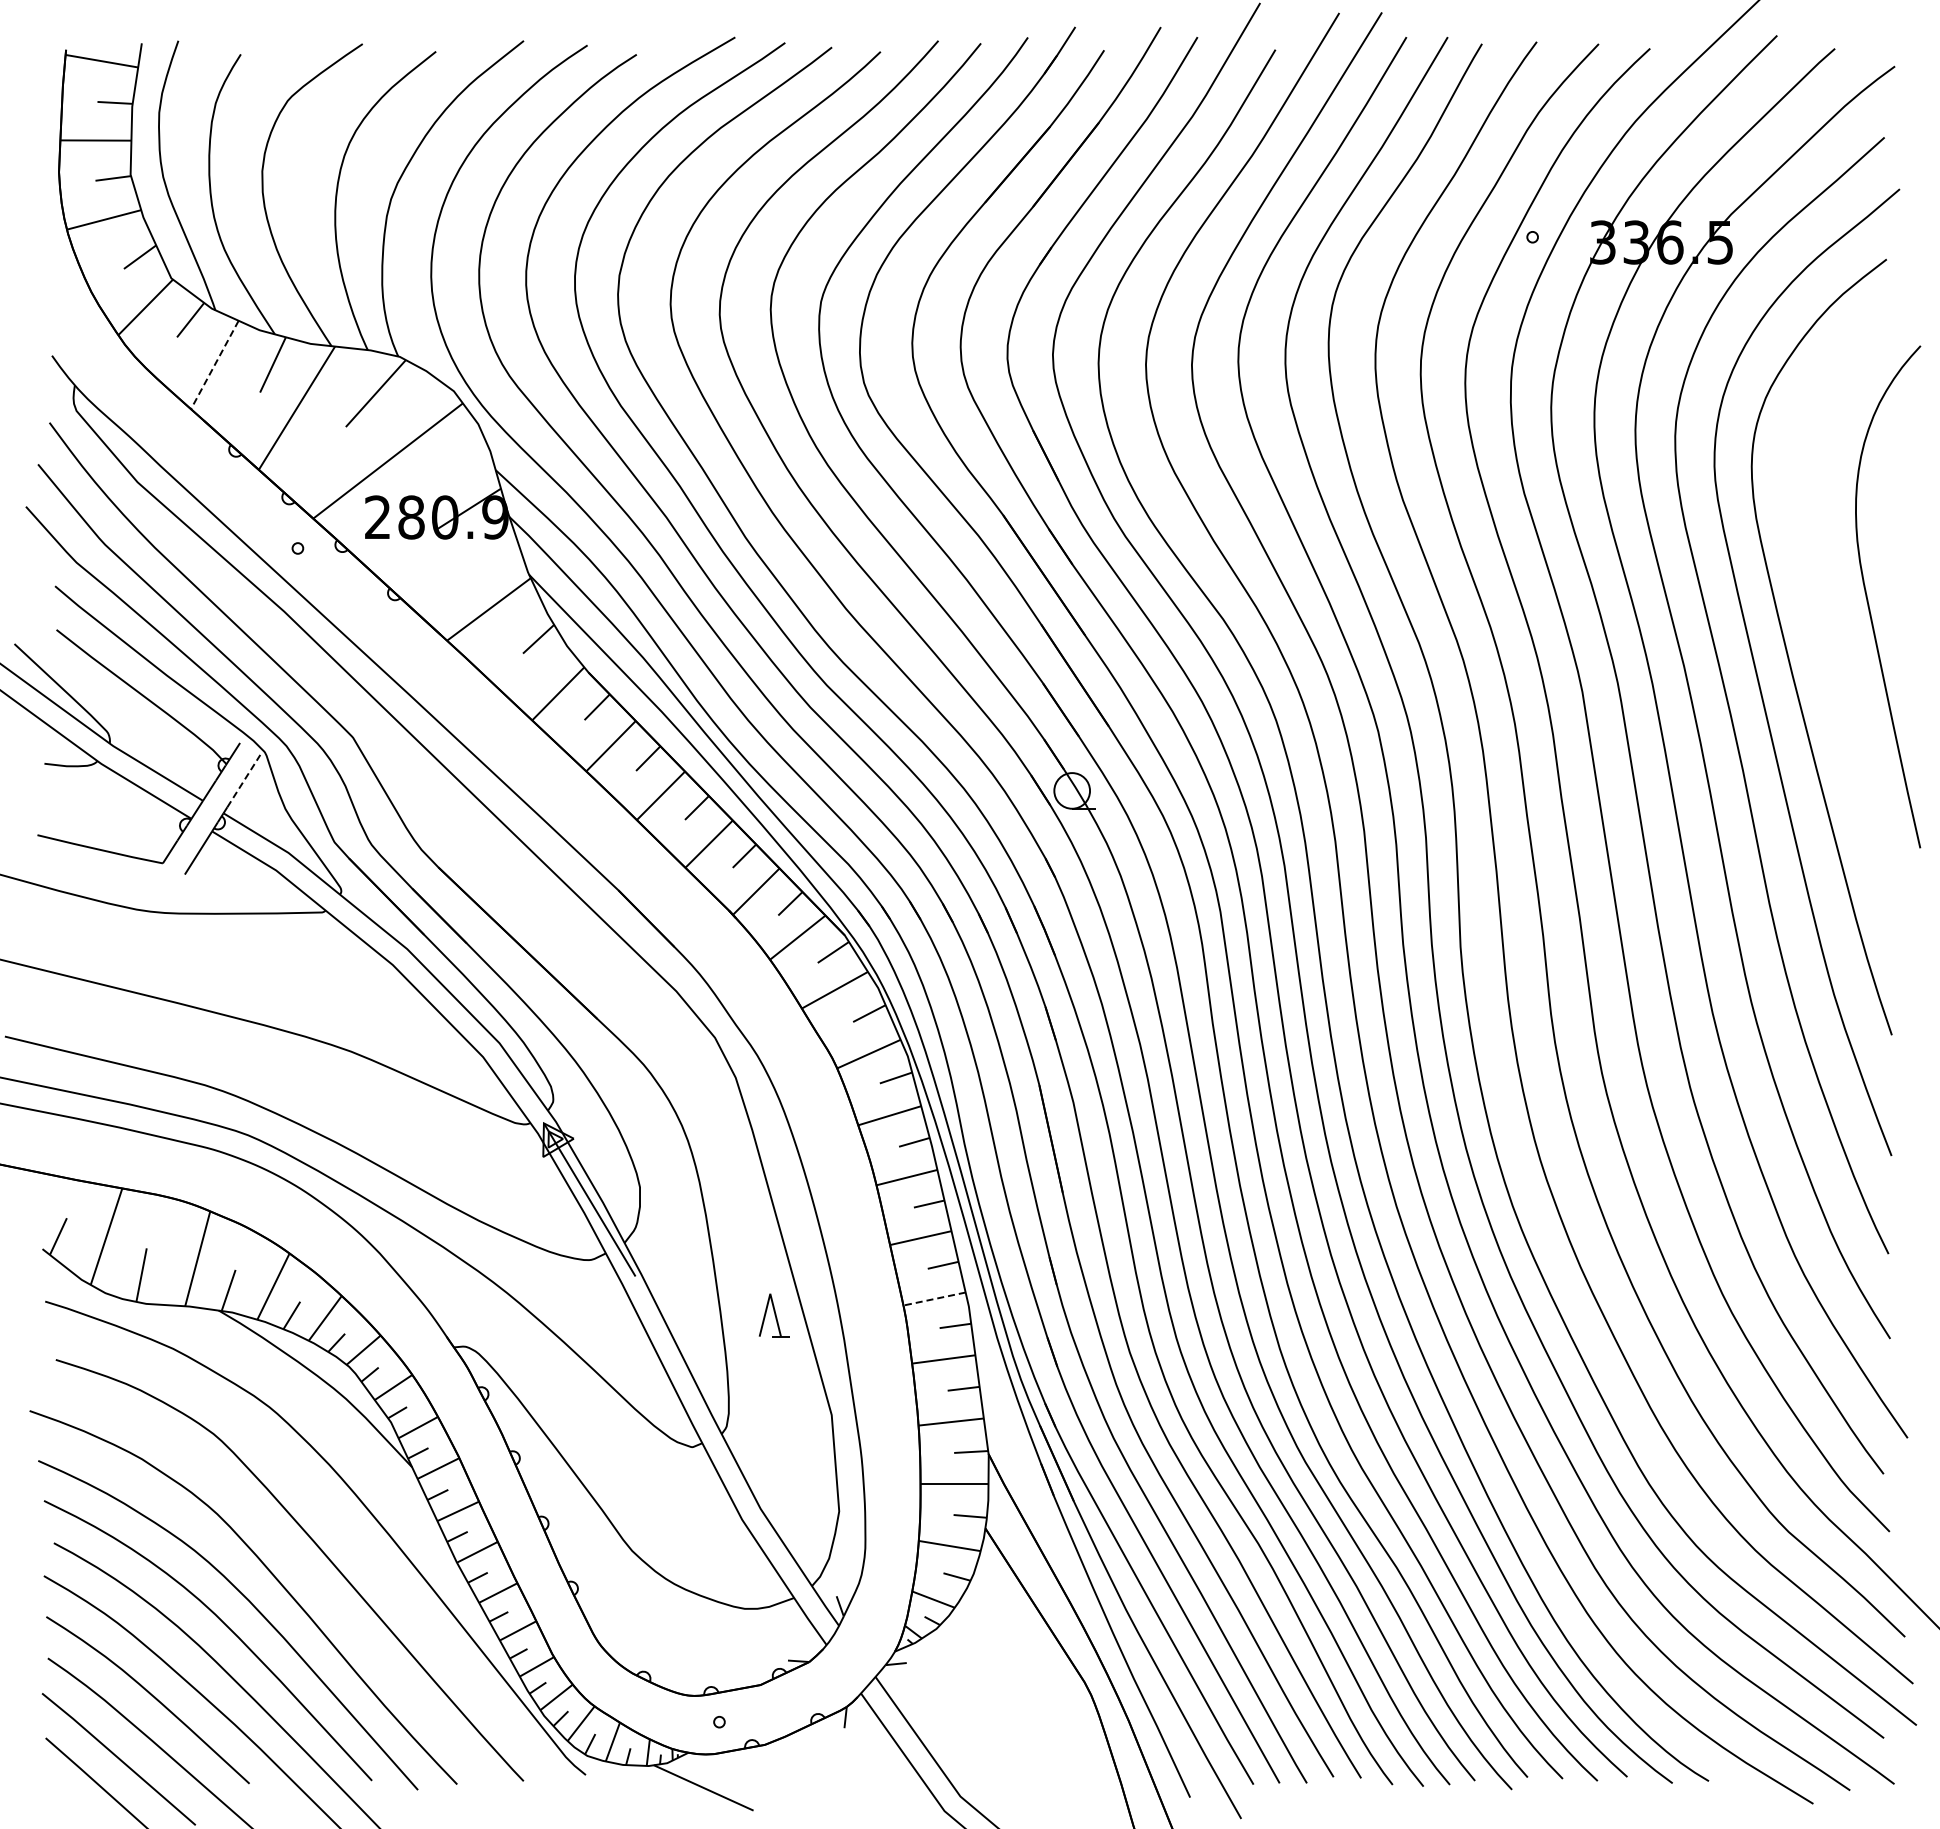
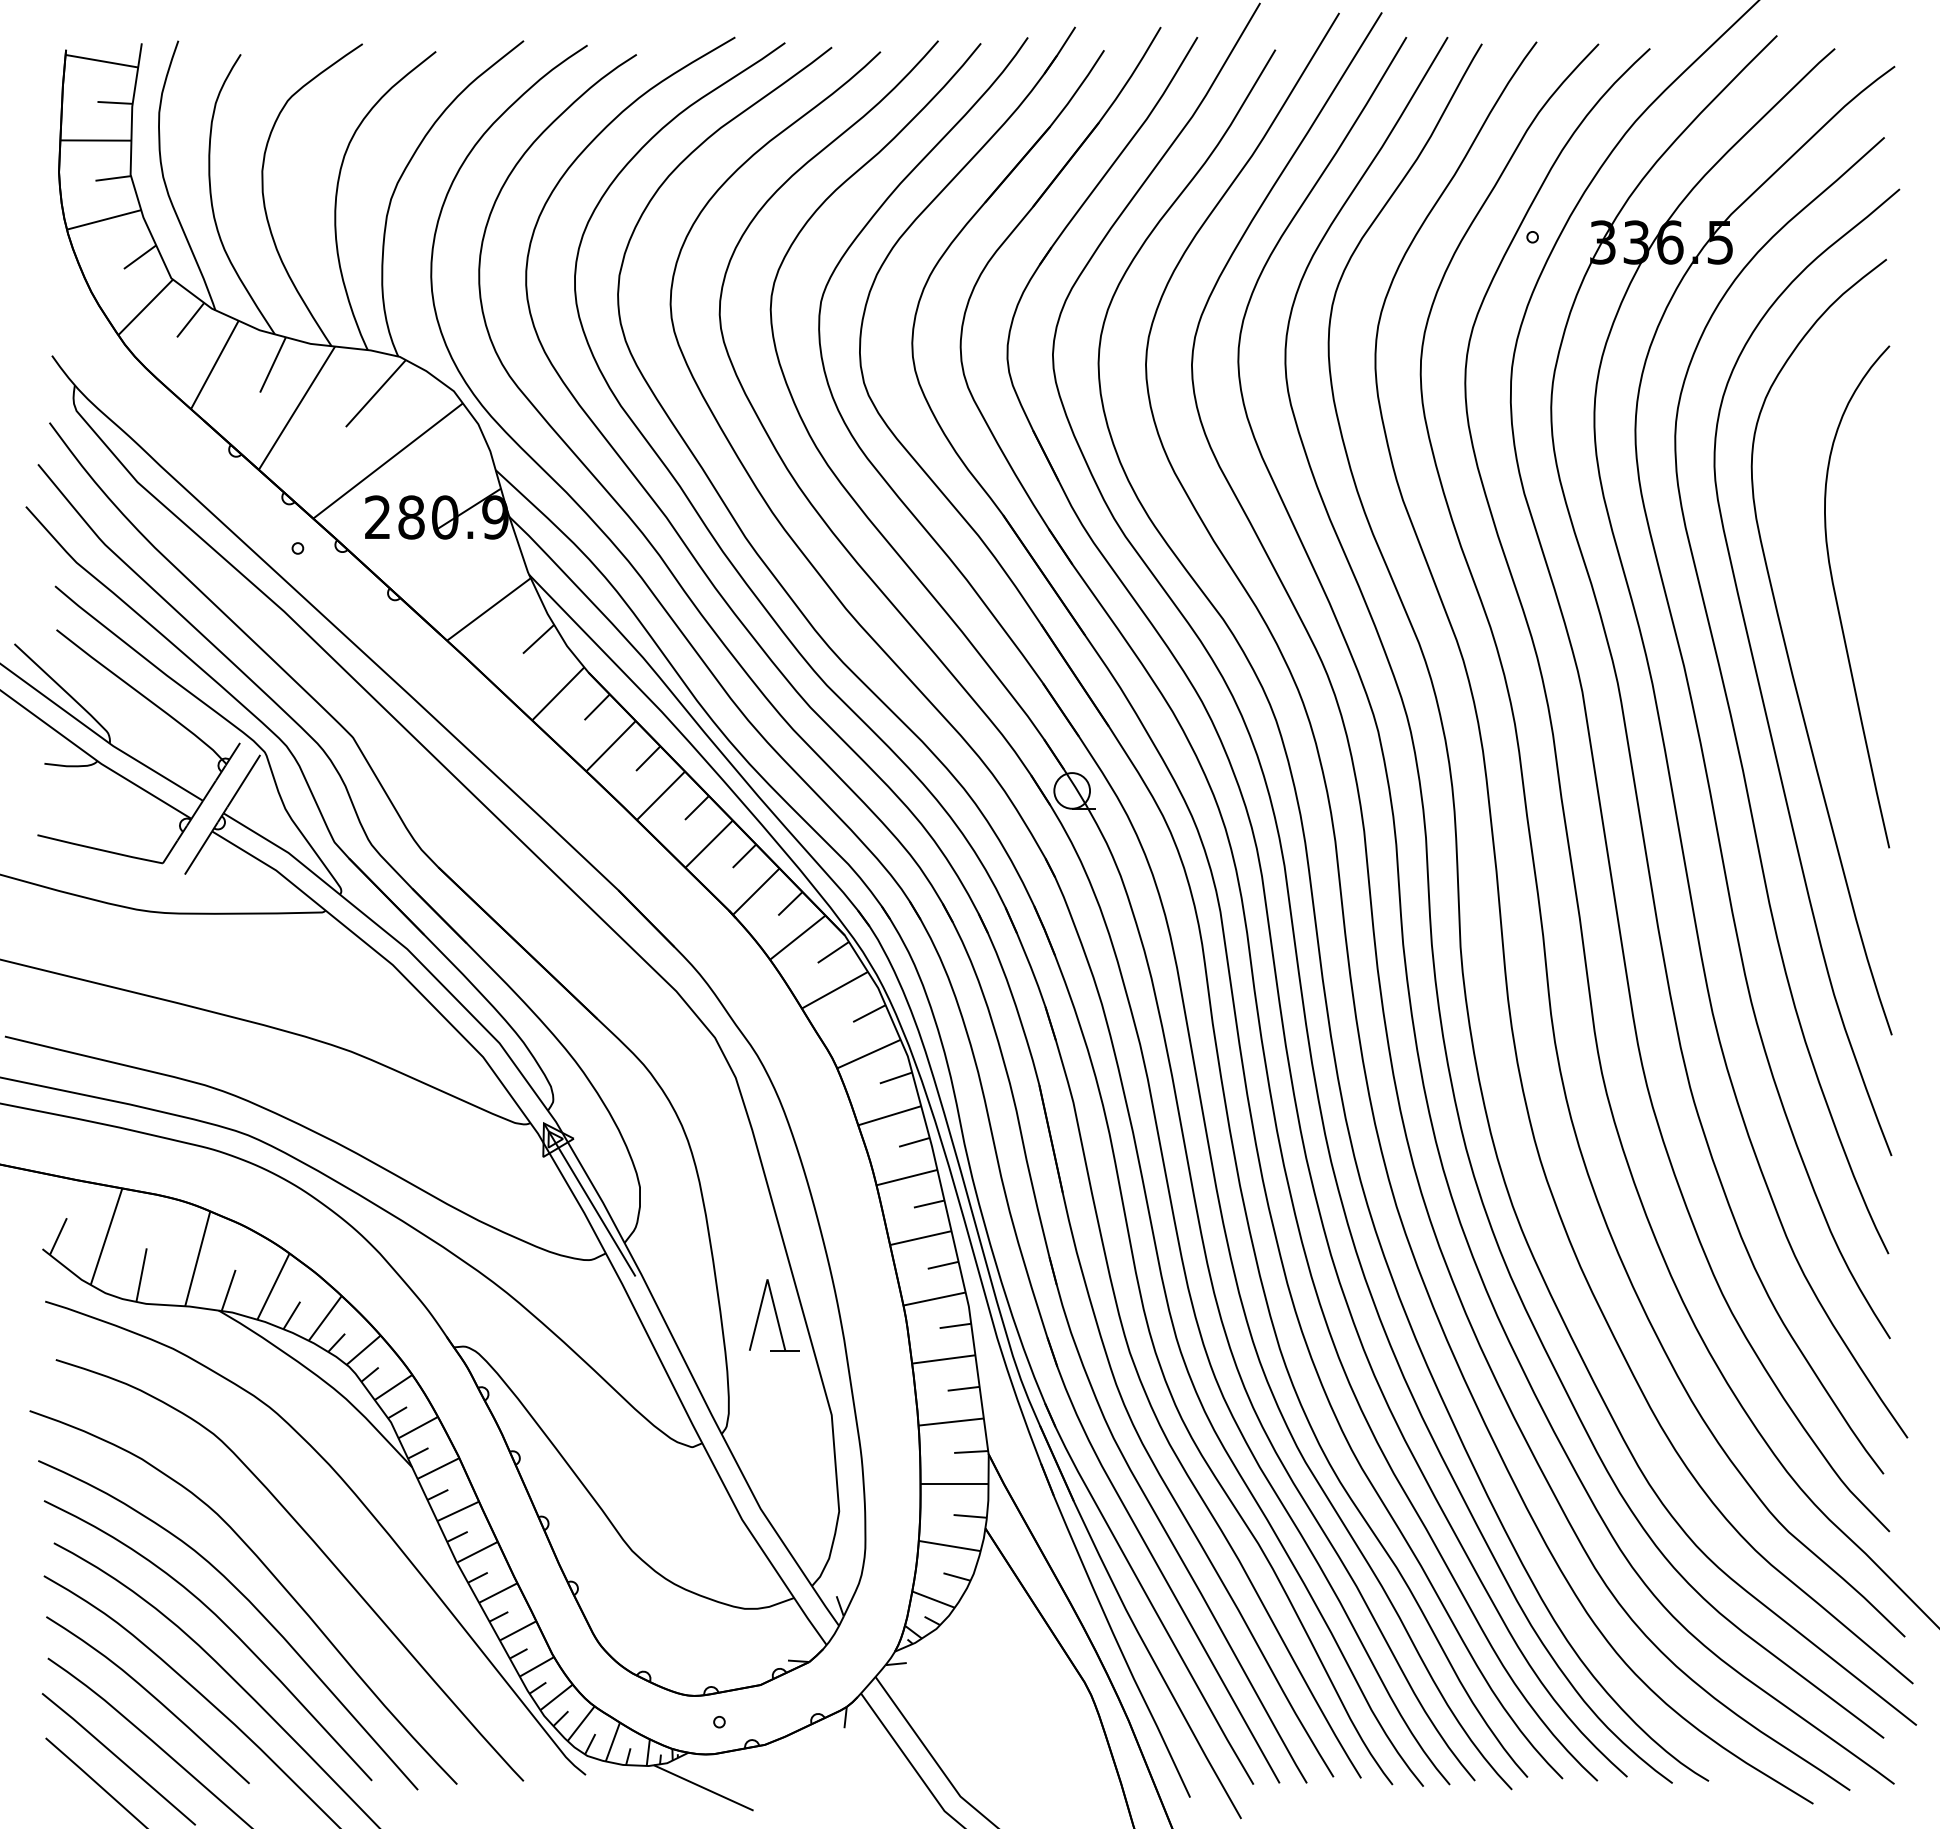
line: dashed -> solid (214, 365)
curve position: (1868, 599) -> (1837, 599) (1837, 599)
line: dashed -> solid (243, 781)
line: dashed -> solid (934, 1299)
part size: 32x45 px -> 51x73 px (774, 1315)
